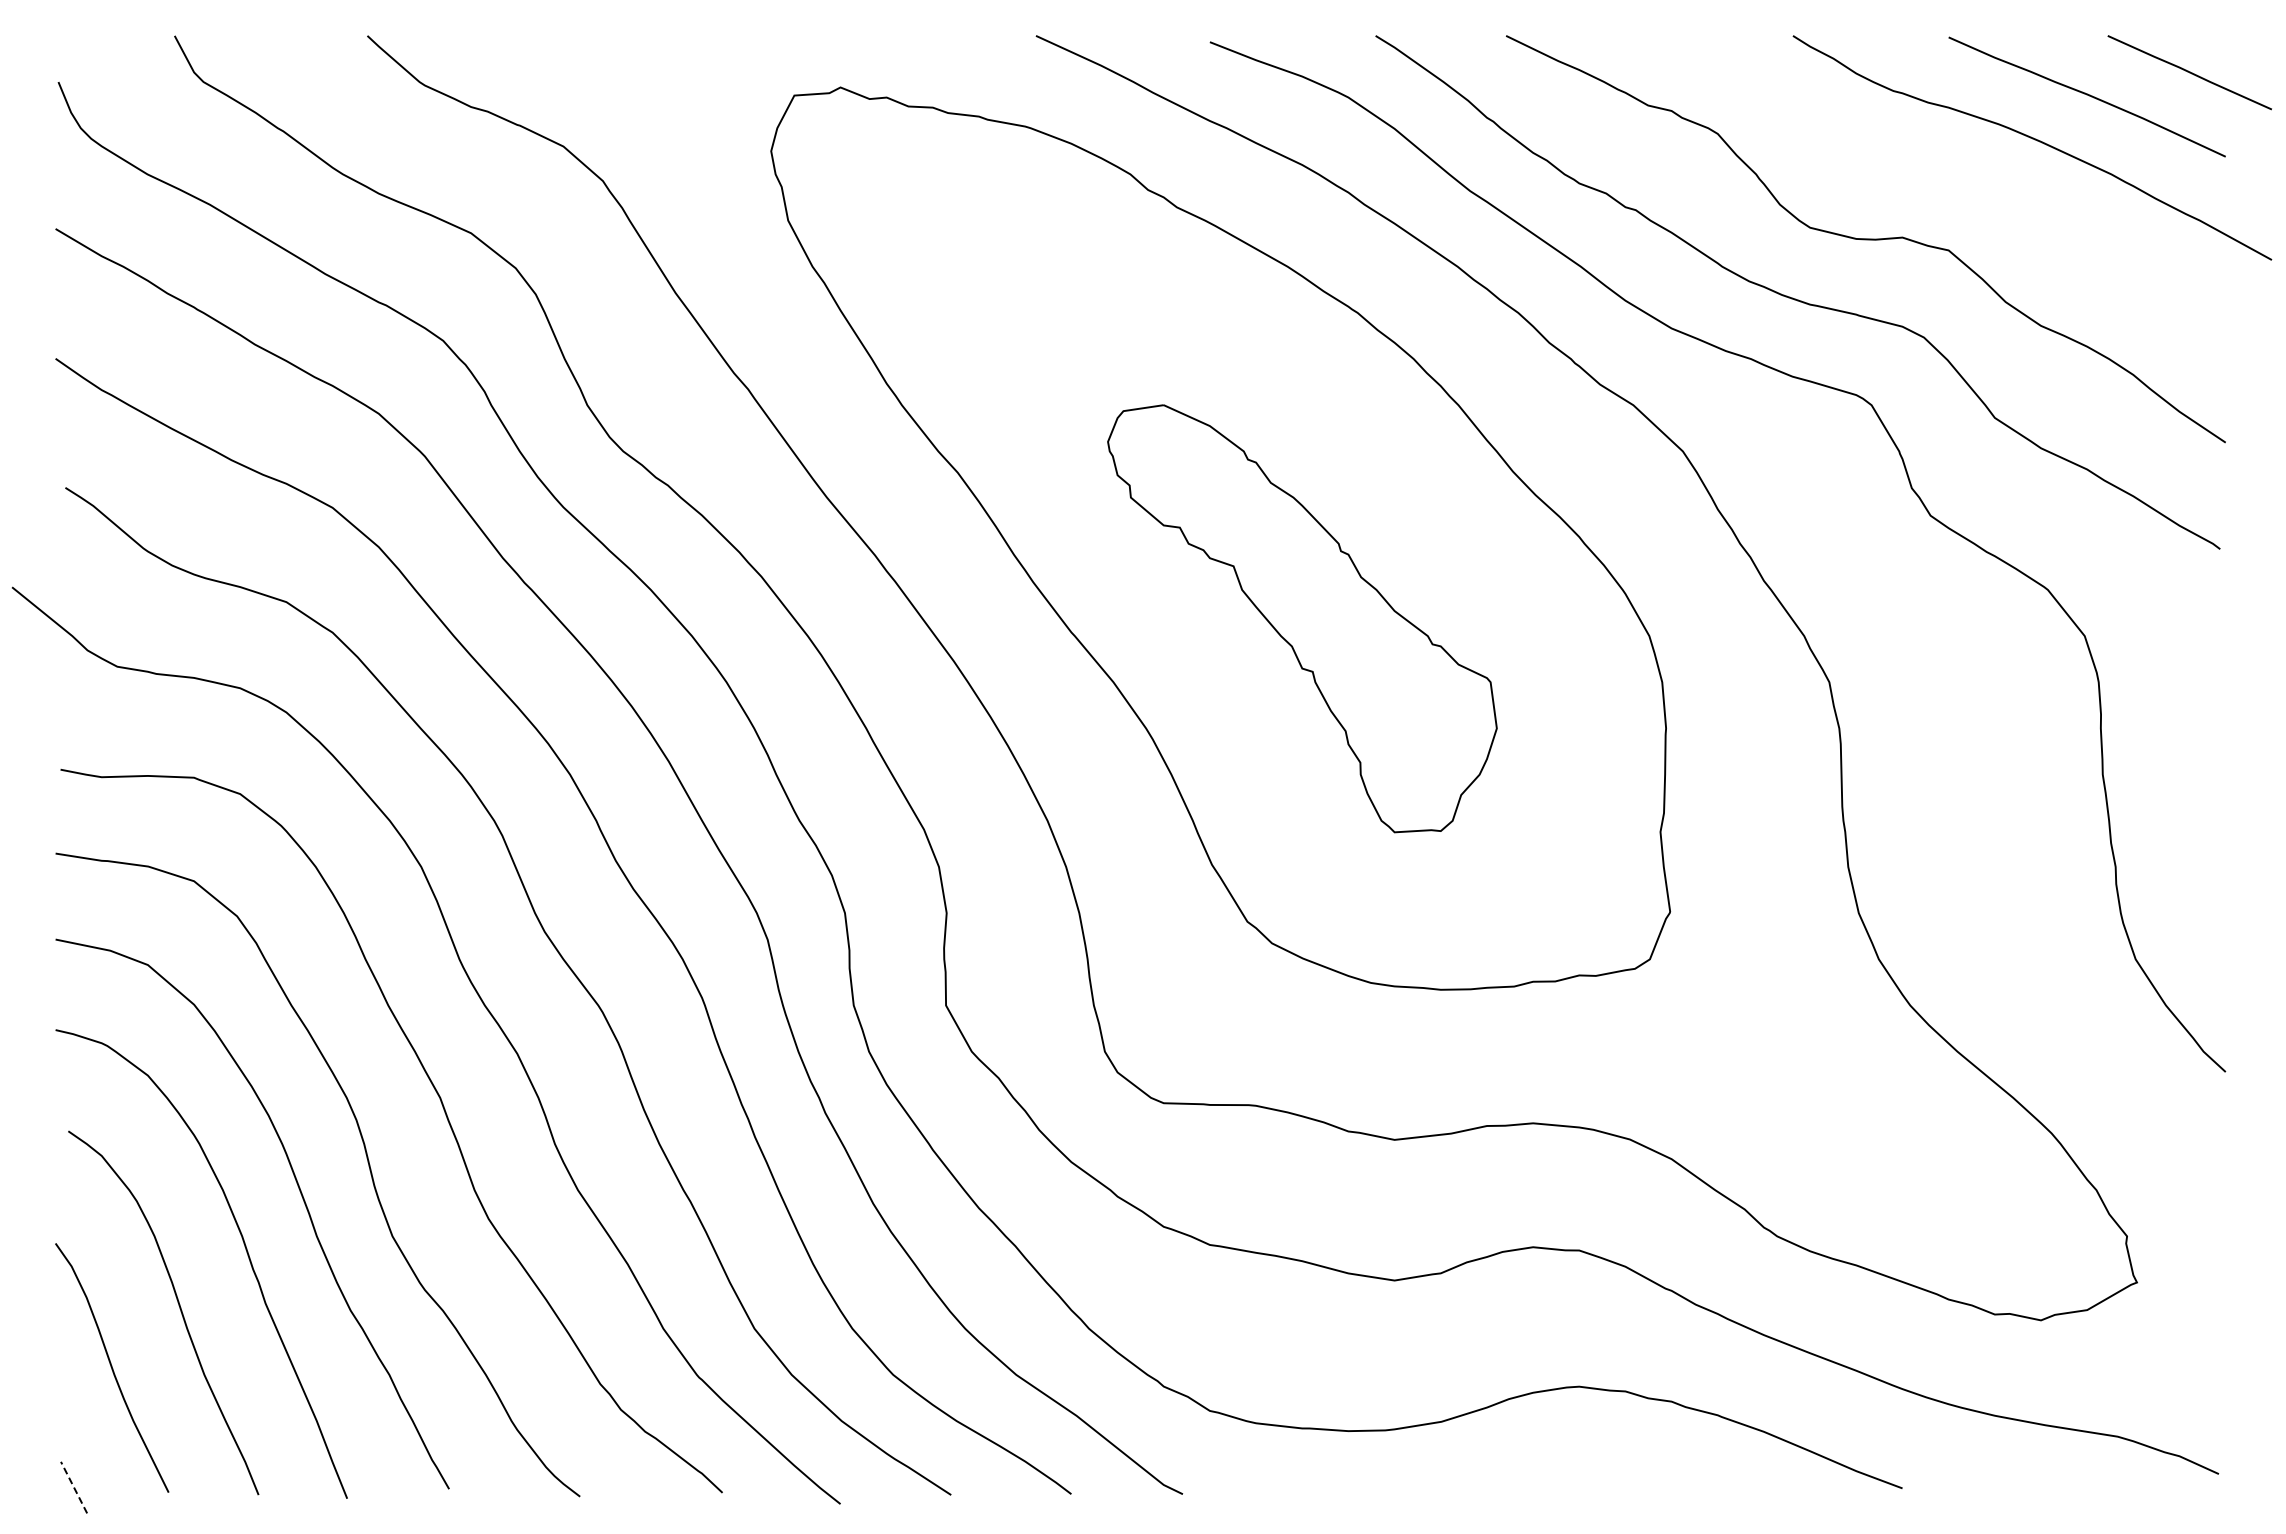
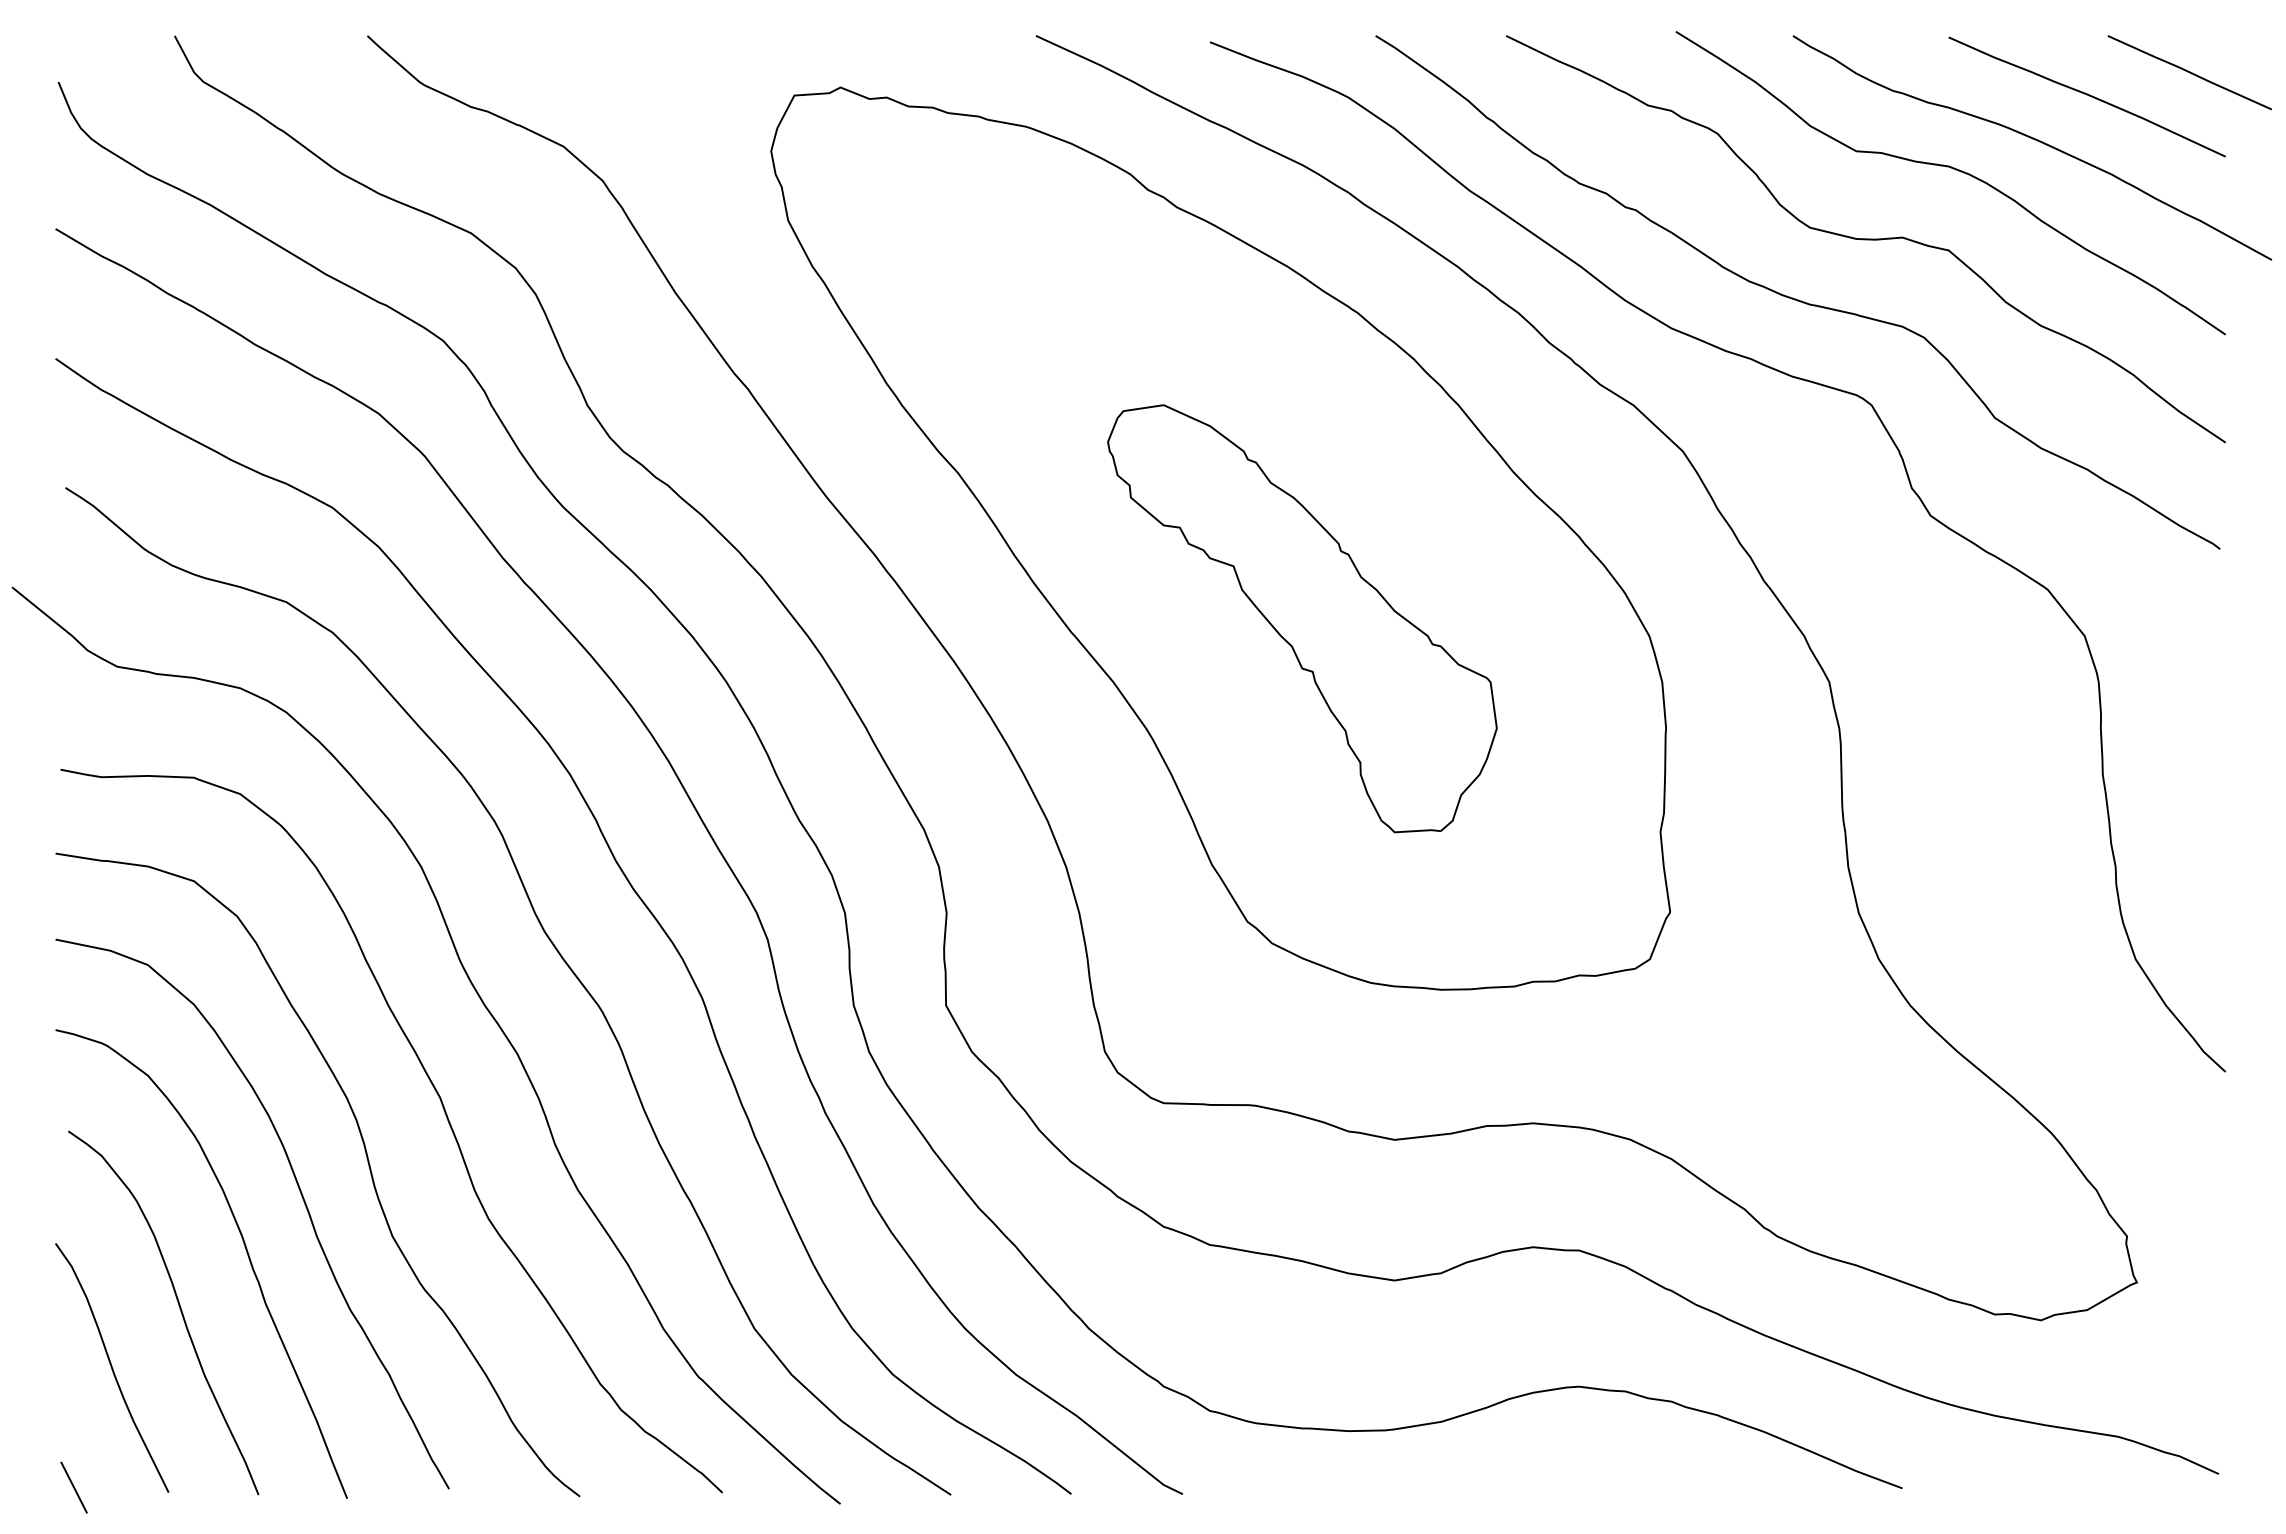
curve: none -> present (1955, 170)
line: dashed -> solid (74, 1487)
